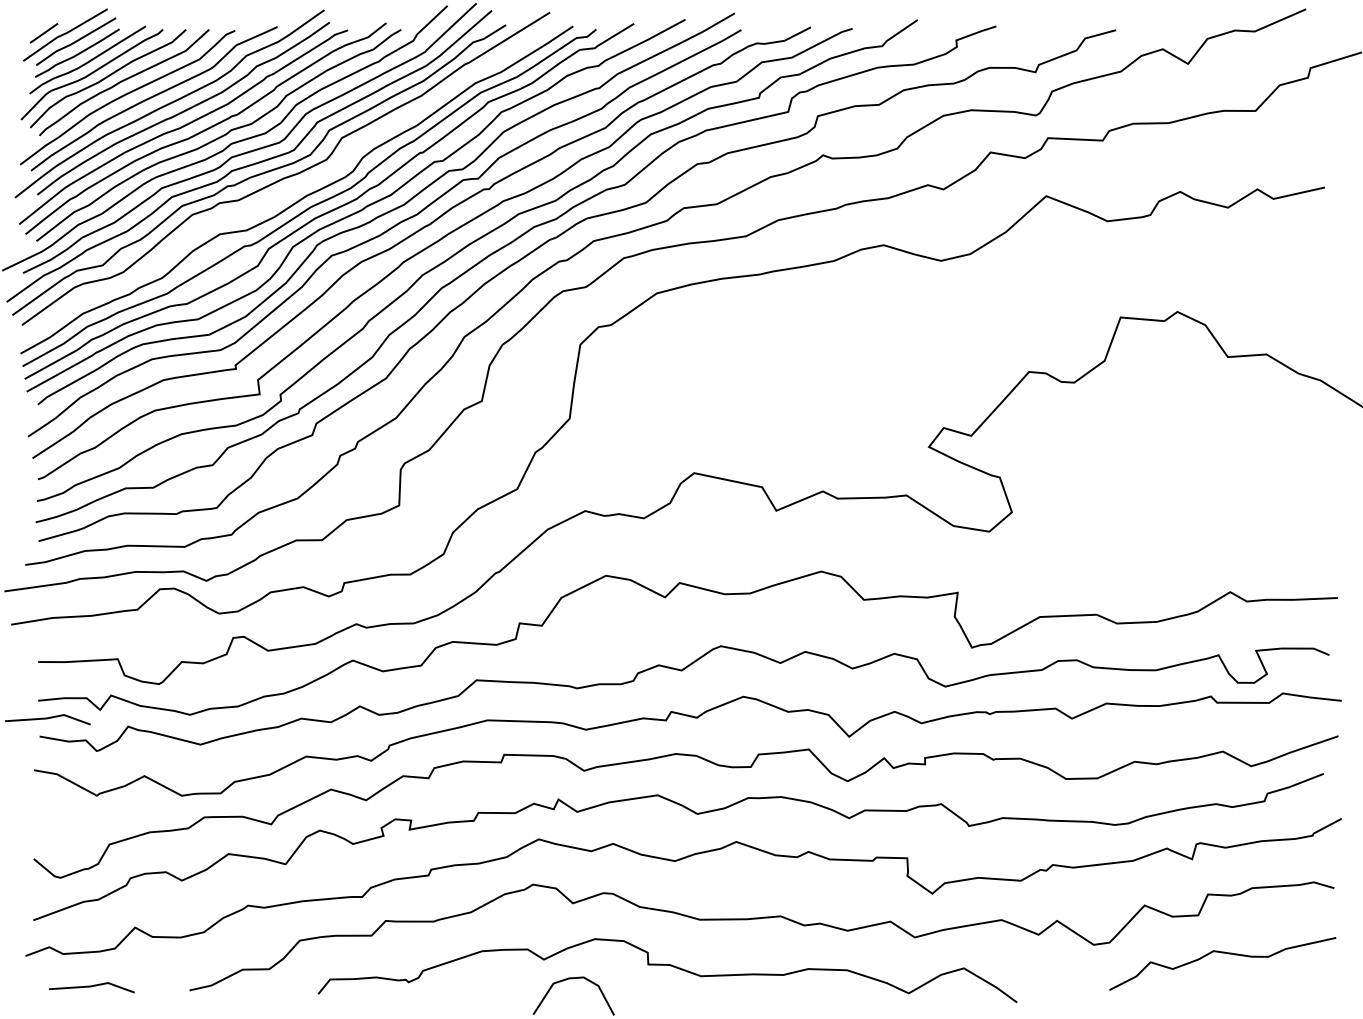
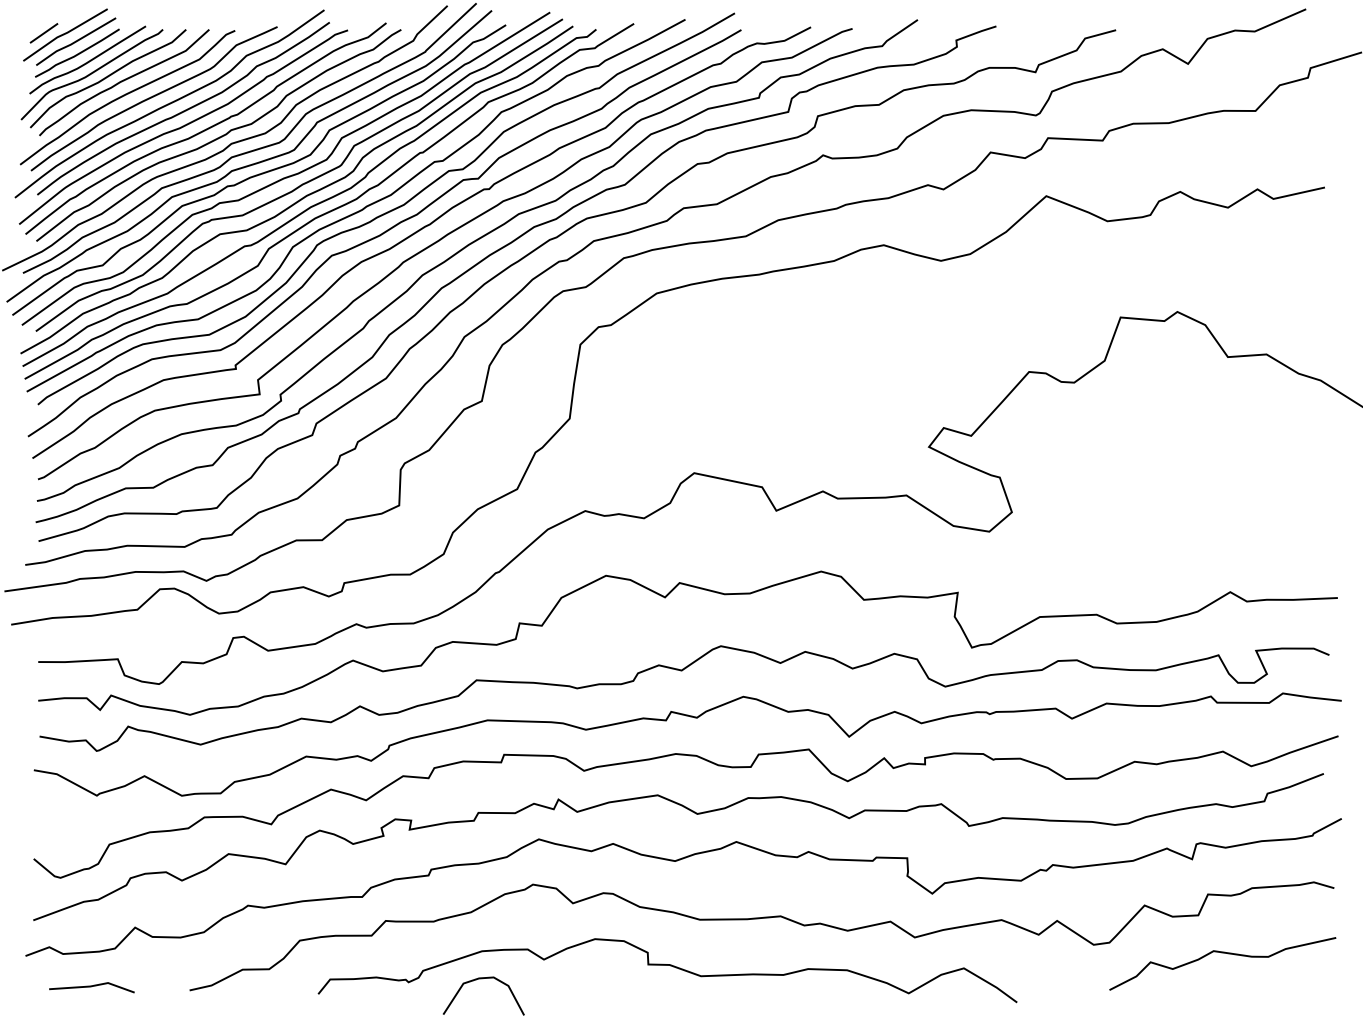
curve: none -> present (304, 182)
line: present -> none (47, 719)
curve position: (572, 979) -> (482, 979) (482, 979)
